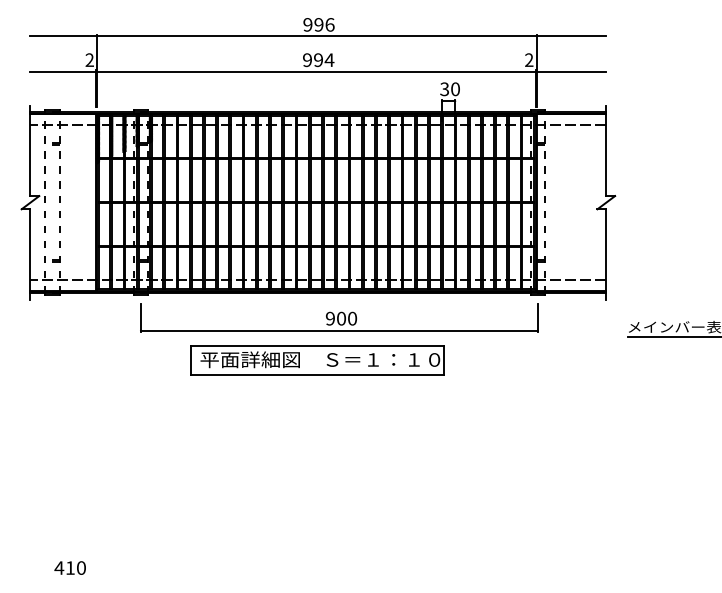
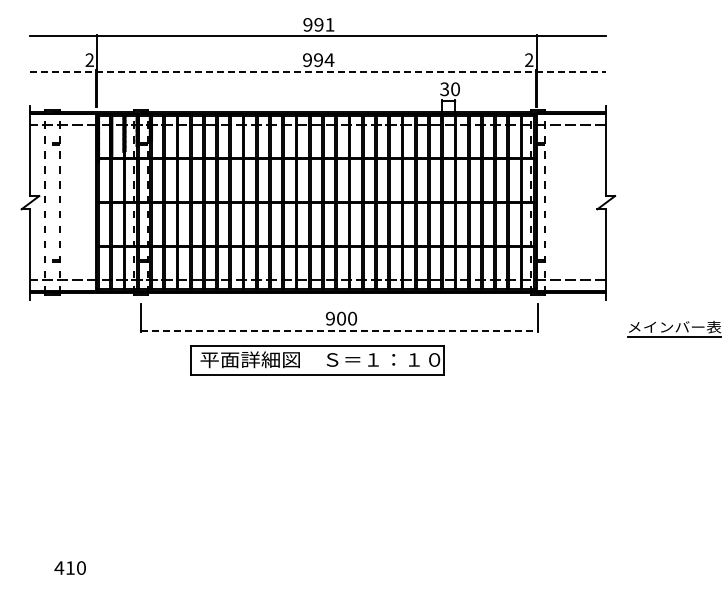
text: 996 -> 991 (329, 24)
line: solid -> dashed (318, 71)
line: solid -> dashed (339, 330)
